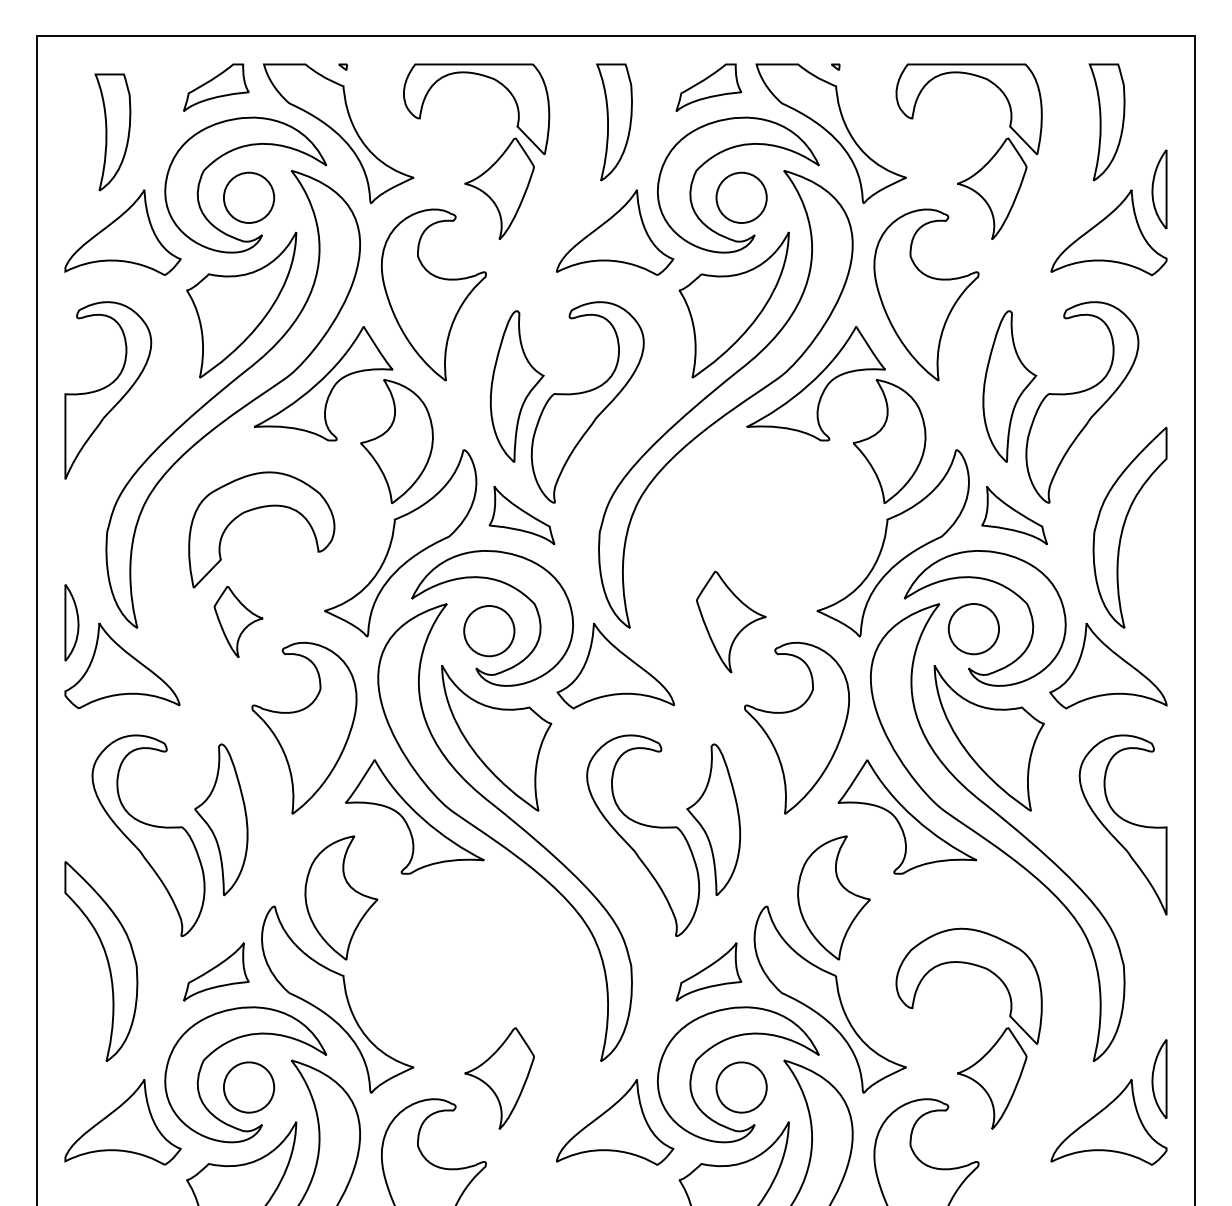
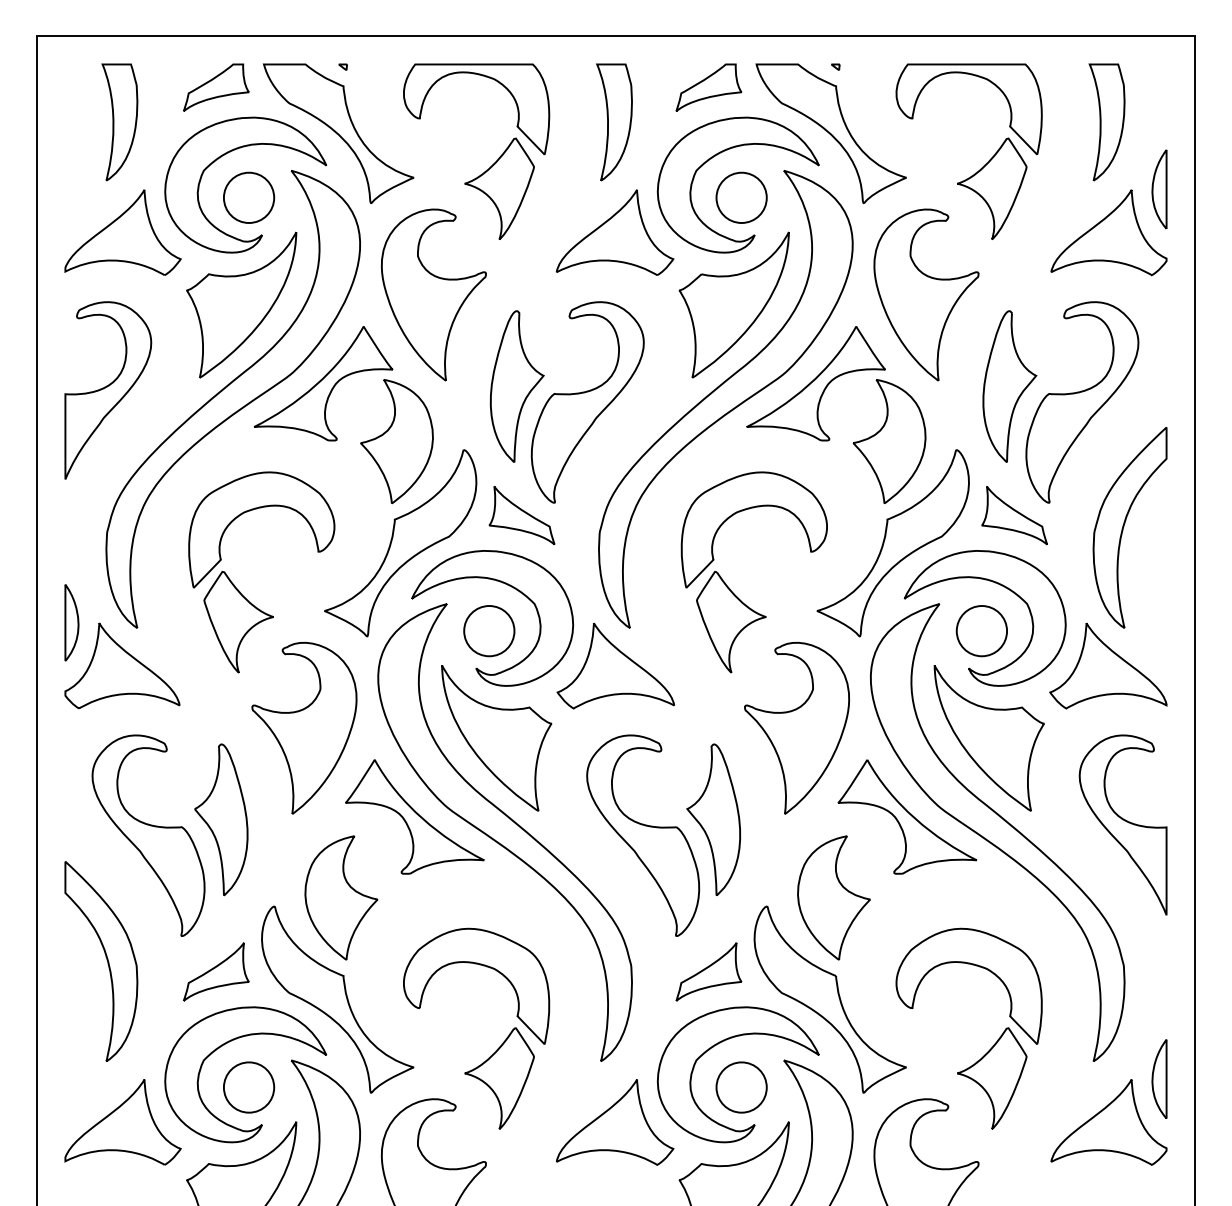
part position: (112, 132) -> (119, 122) (119, 122)
part: none -> present (749, 509)
part size: 51x72 px -> 71x104 px (238, 621)
part position: (973, 629) -> (981, 631) (981, 631)
part: none -> present (479, 965)
